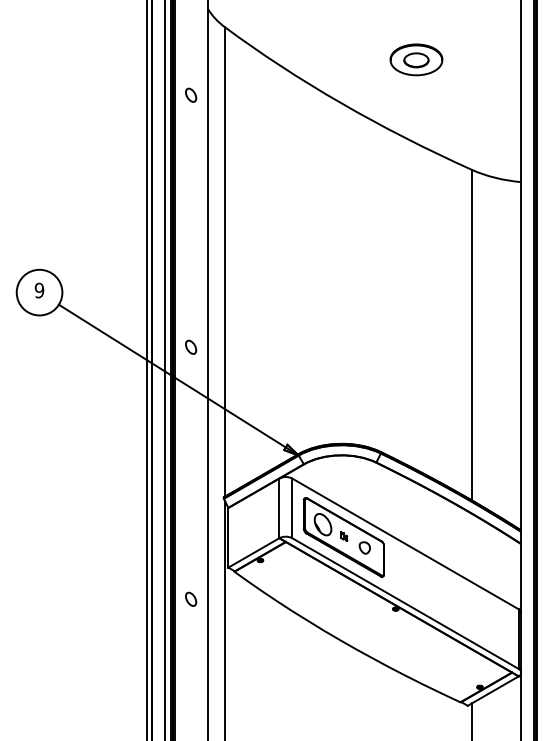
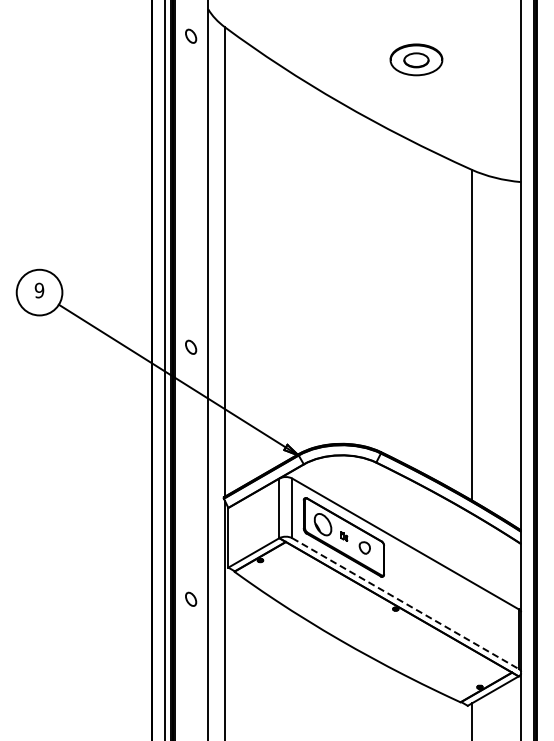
part position: (191, 94) -> (191, 35) (191, 35)
line: present -> none (146, 369)
line: solid -> dashed (405, 603)
